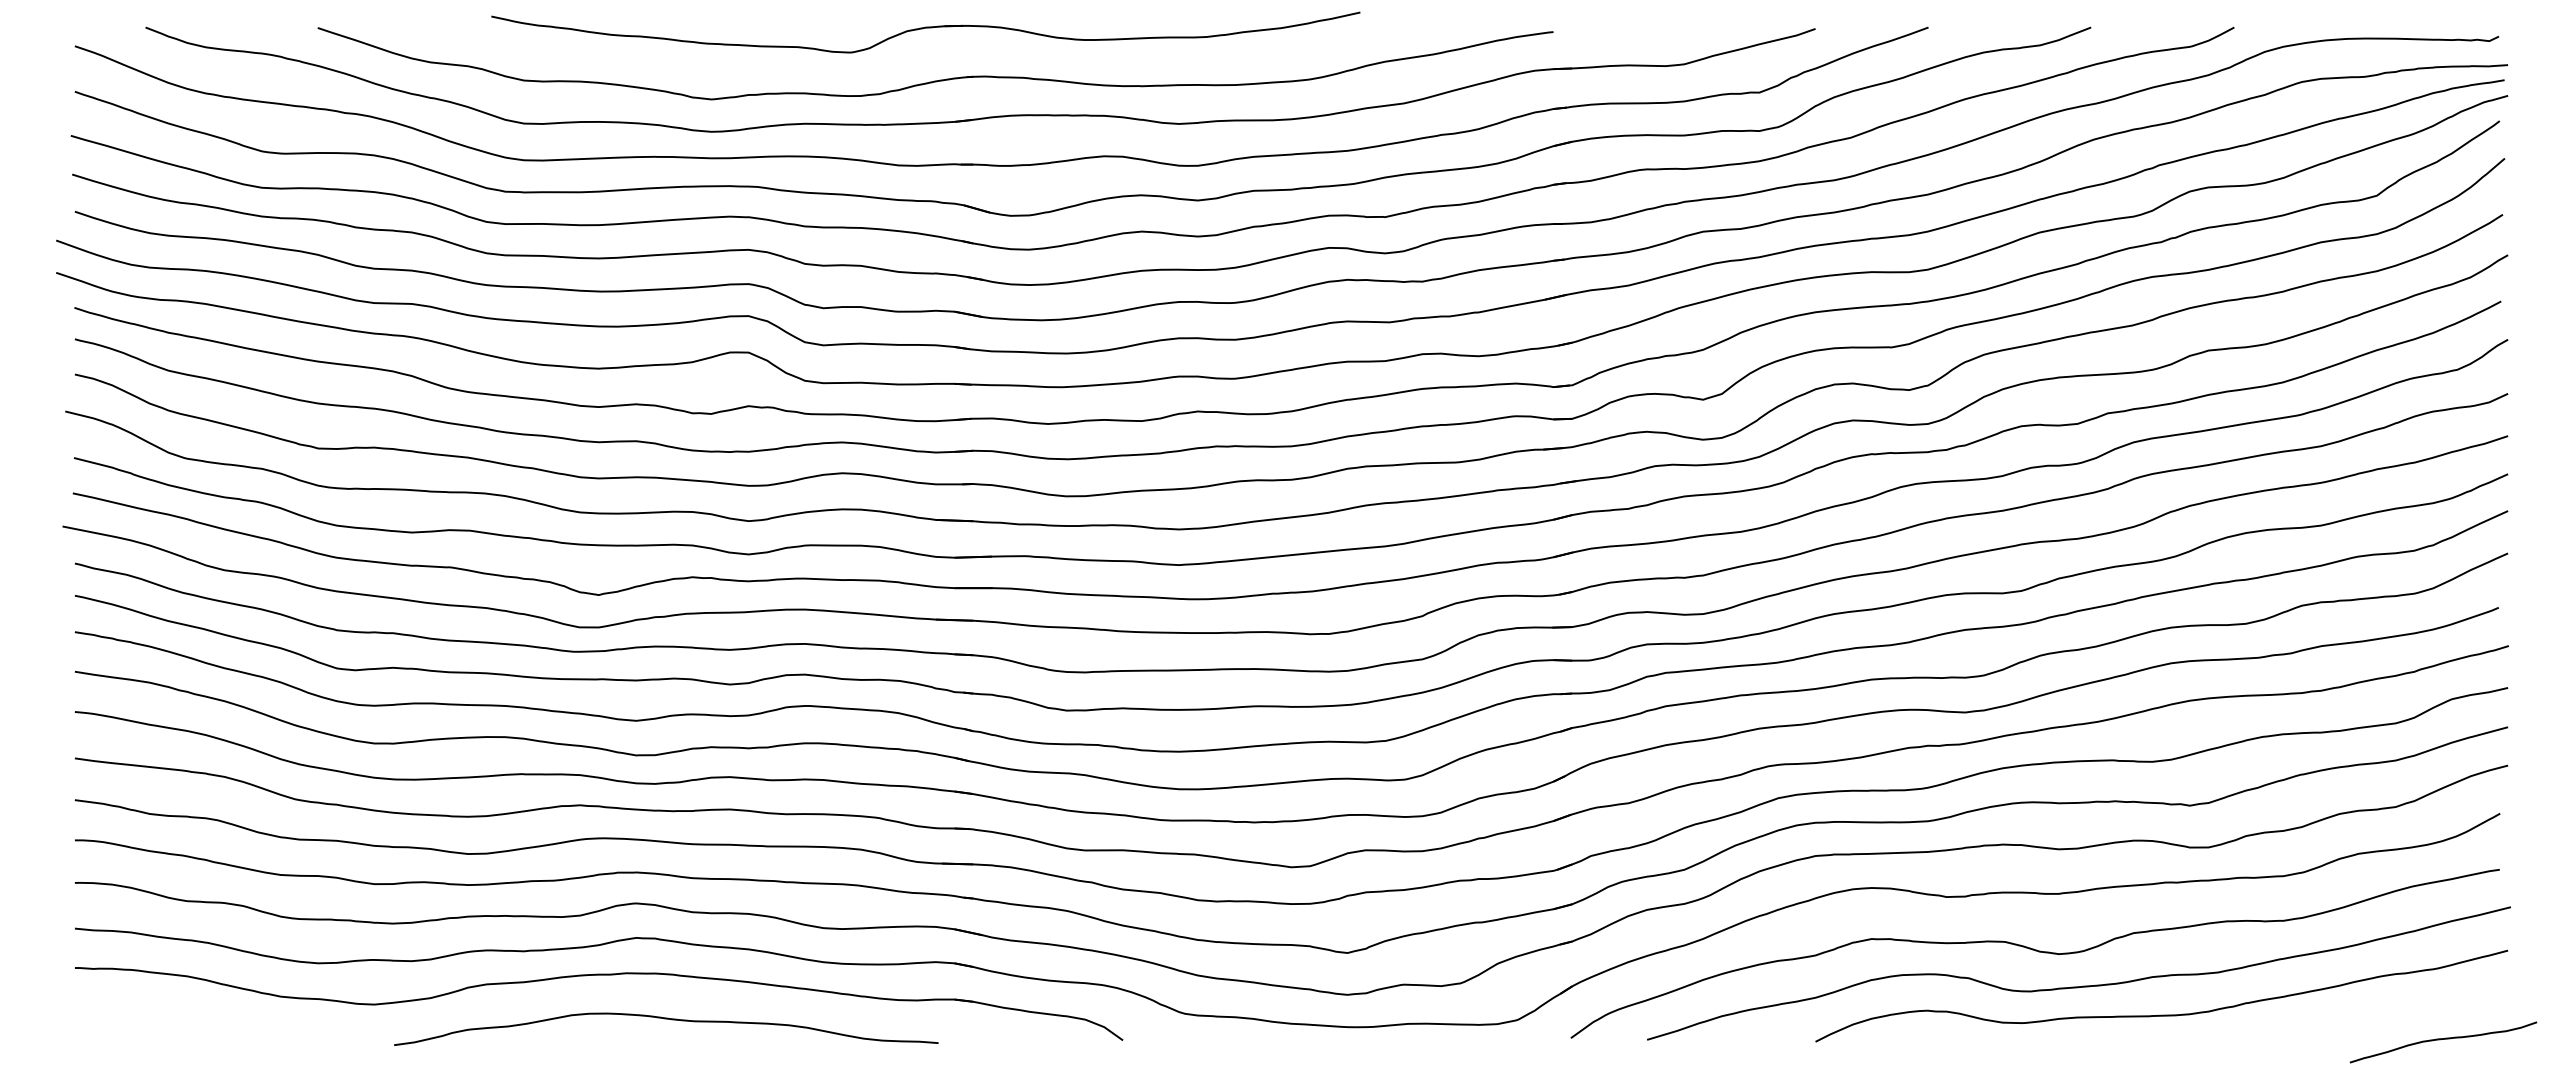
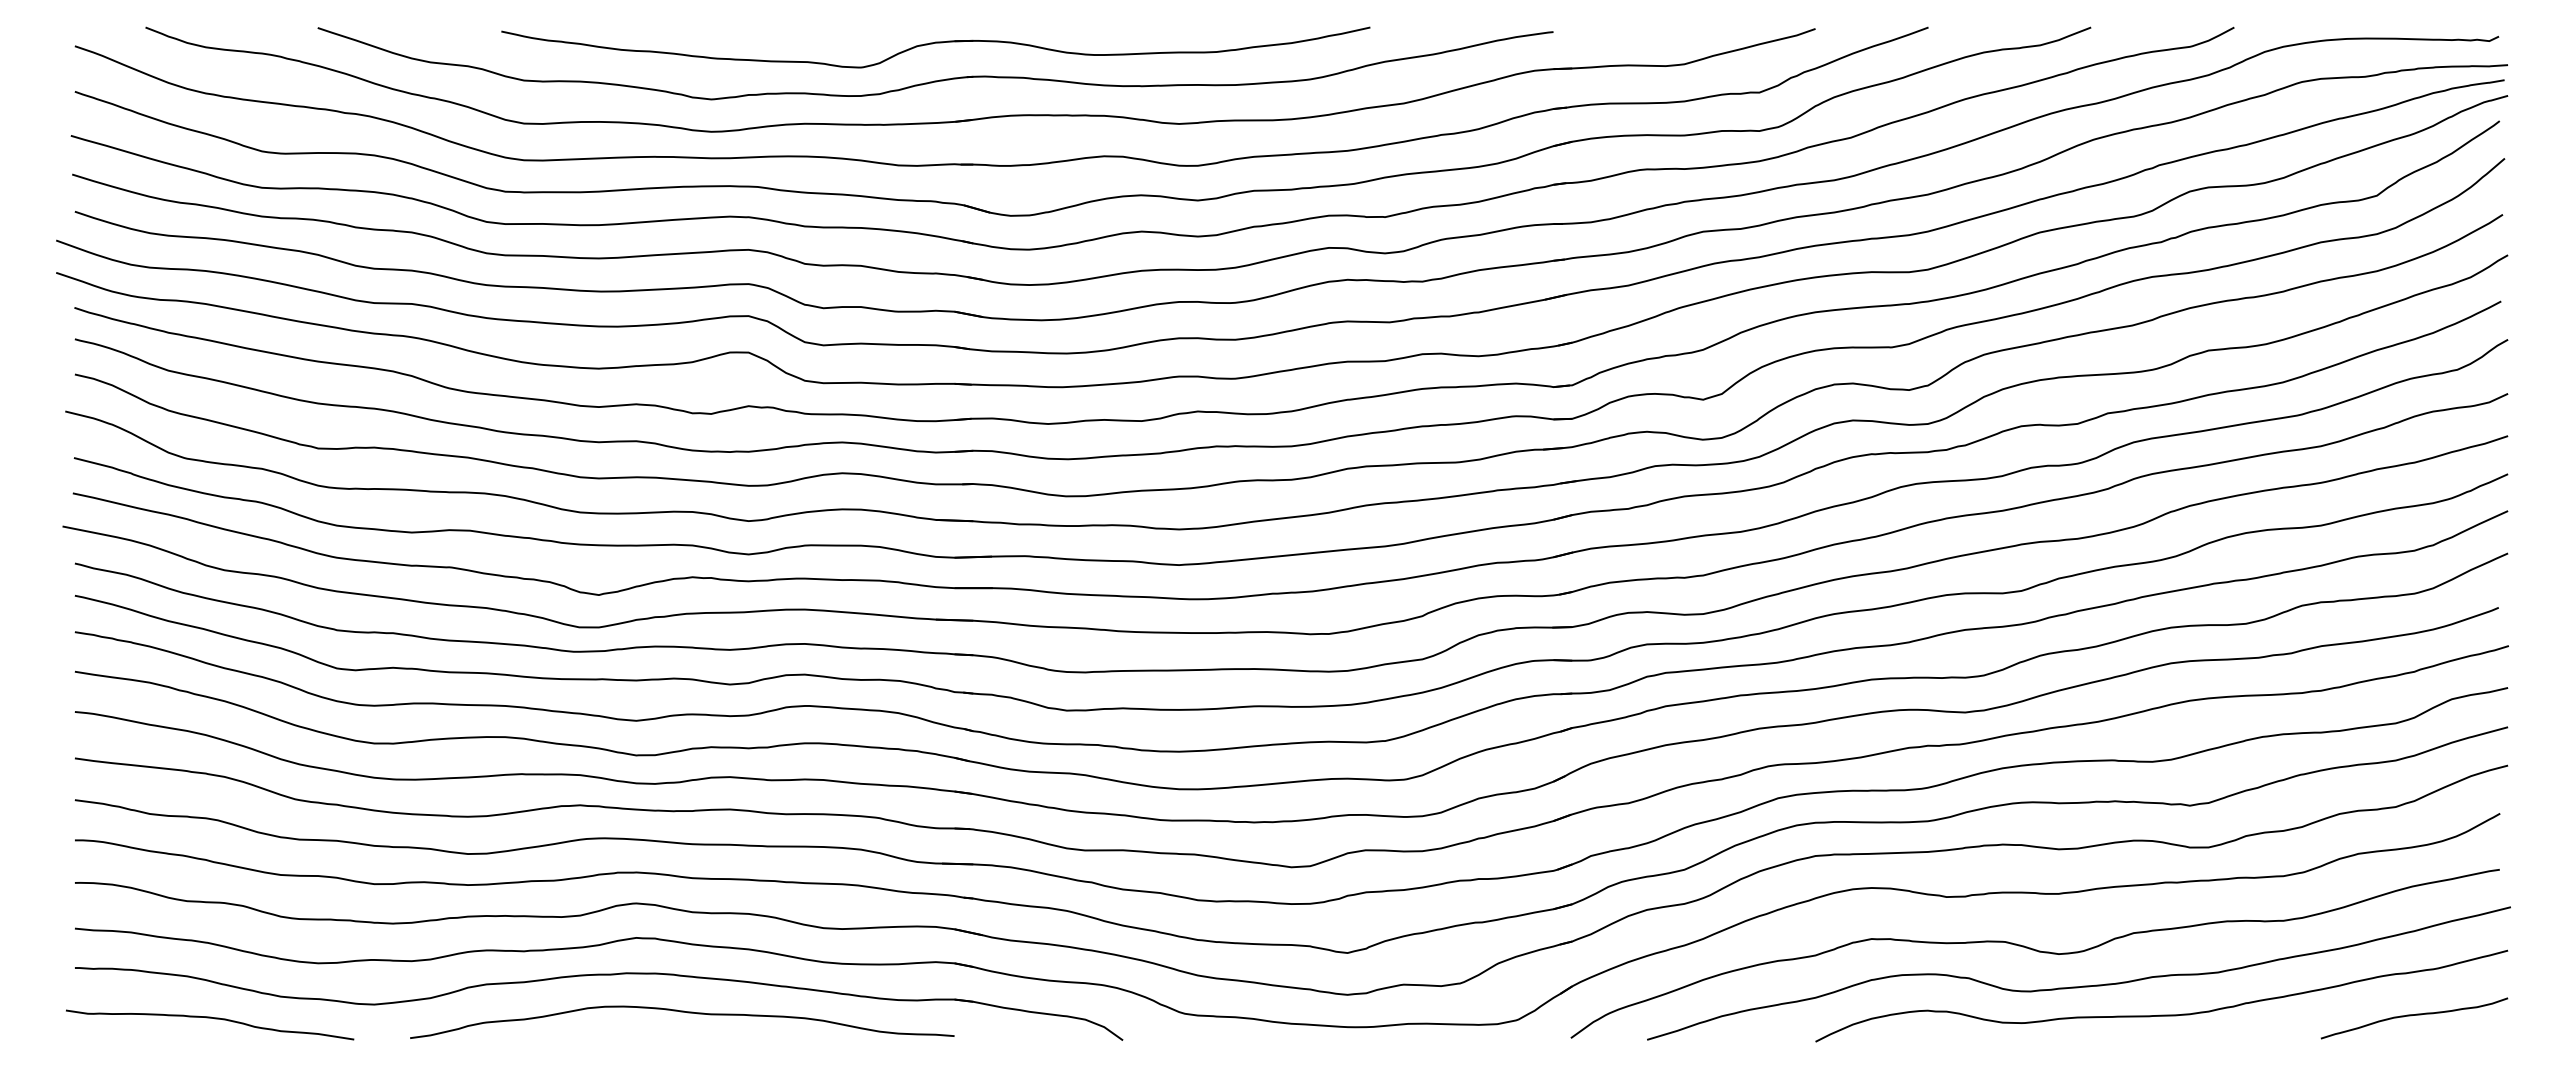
part position: (925, 32) -> (935, 47) (935, 47)
curve: none -> present (210, 1018)
curve position: (666, 1019) -> (682, 1012) (682, 1012)
curve position: (2443, 1039) -> (2414, 1015) (2414, 1015)
